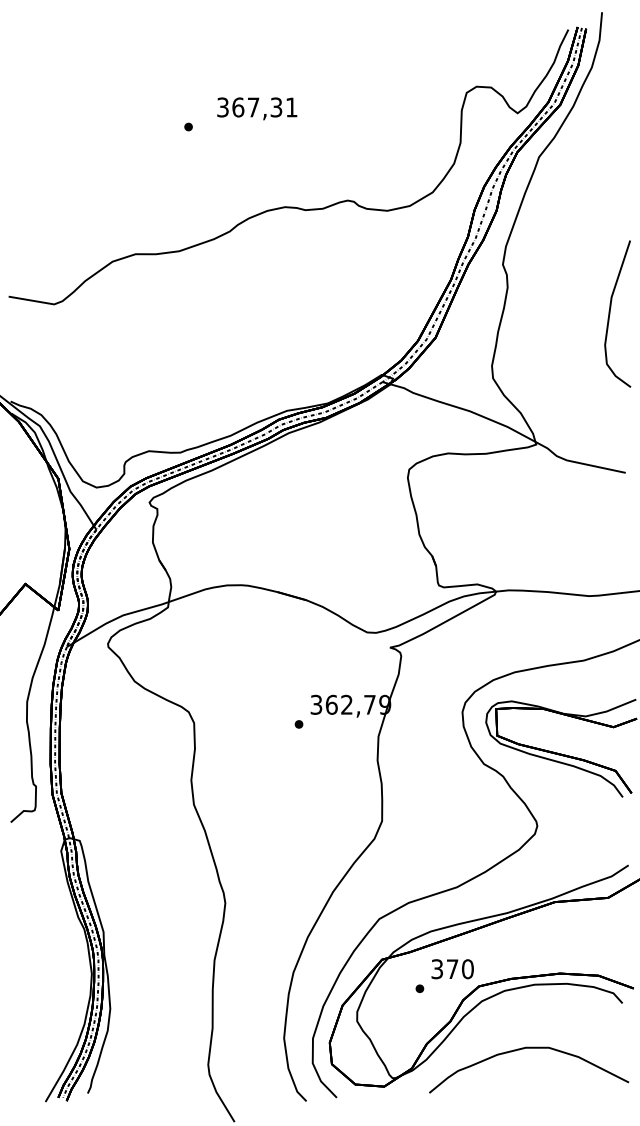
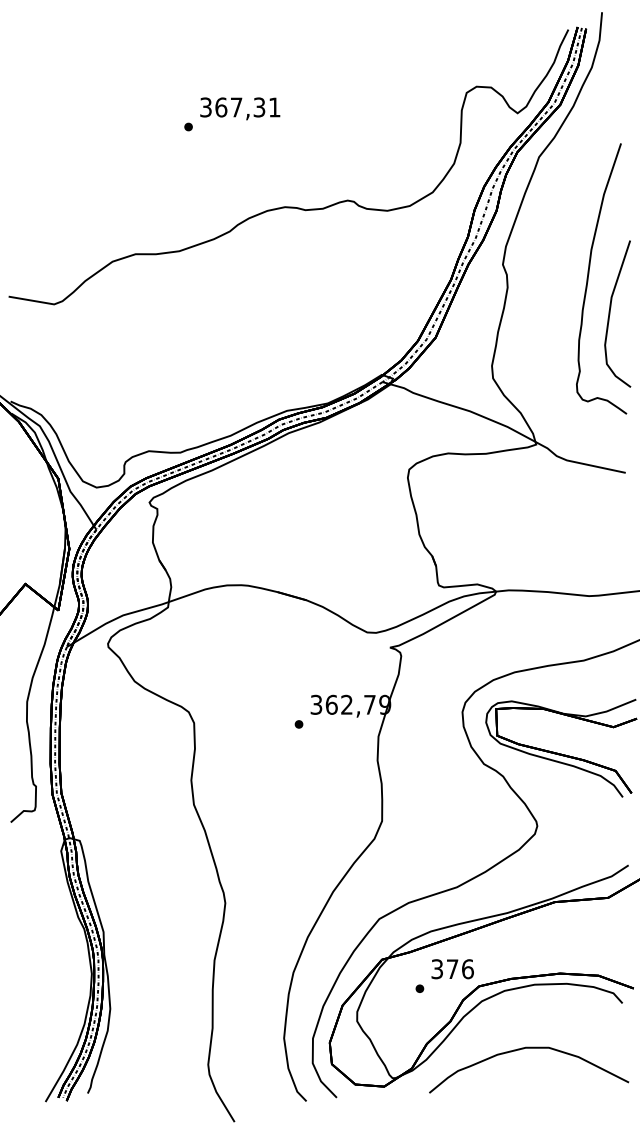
text position: (257, 108) -> (240, 108) (240, 108)
curve: none -> present (589, 274)
text: 370 -> 376 (467, 968)
